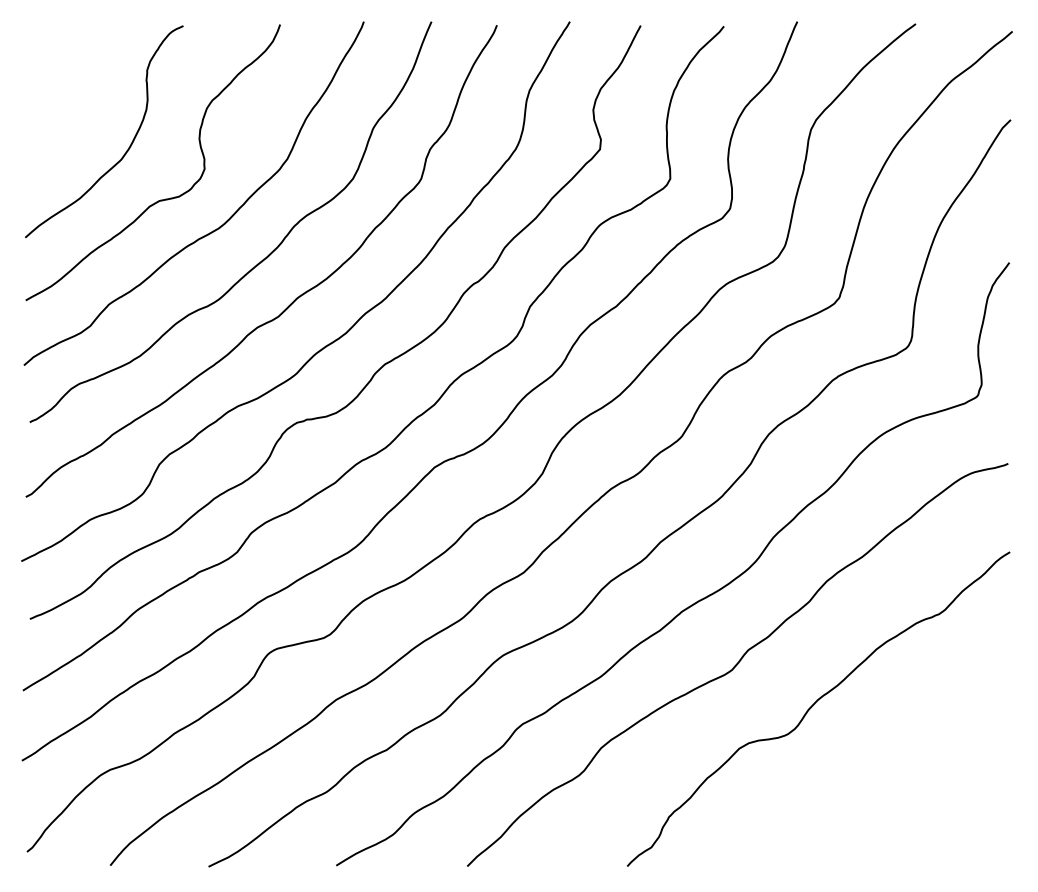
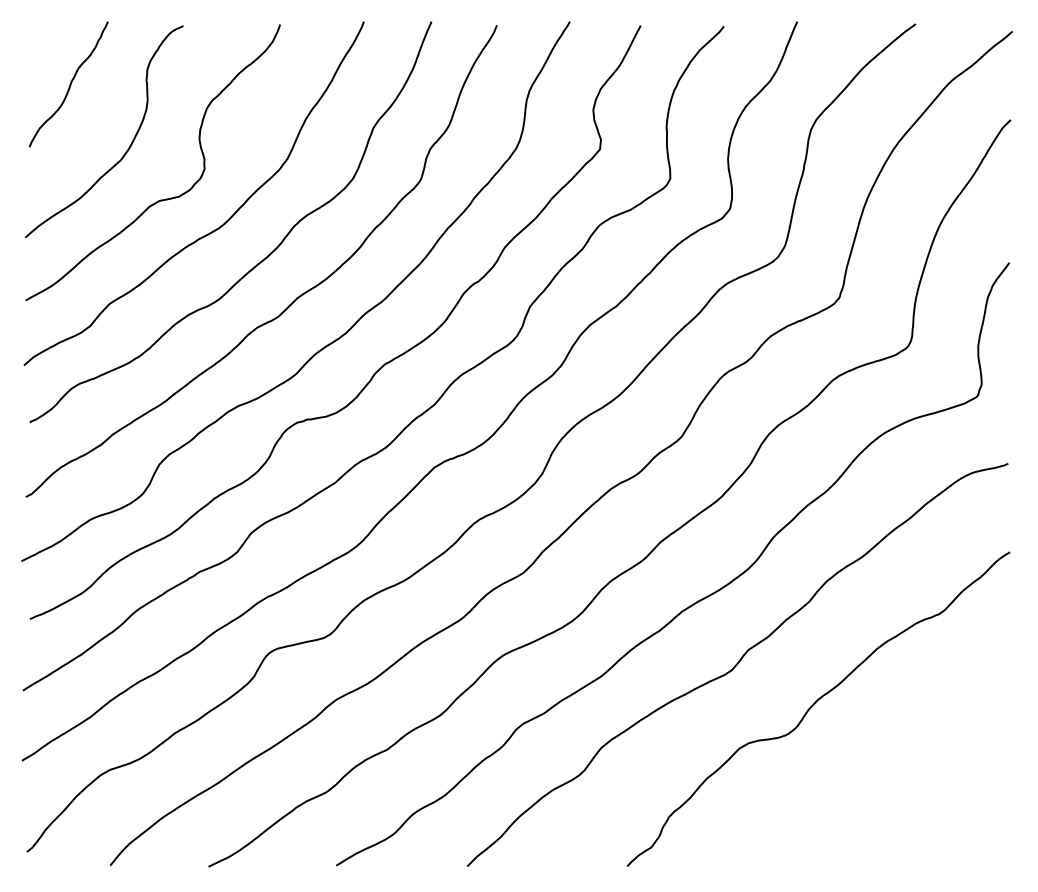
curve: none -> present (69, 84)
